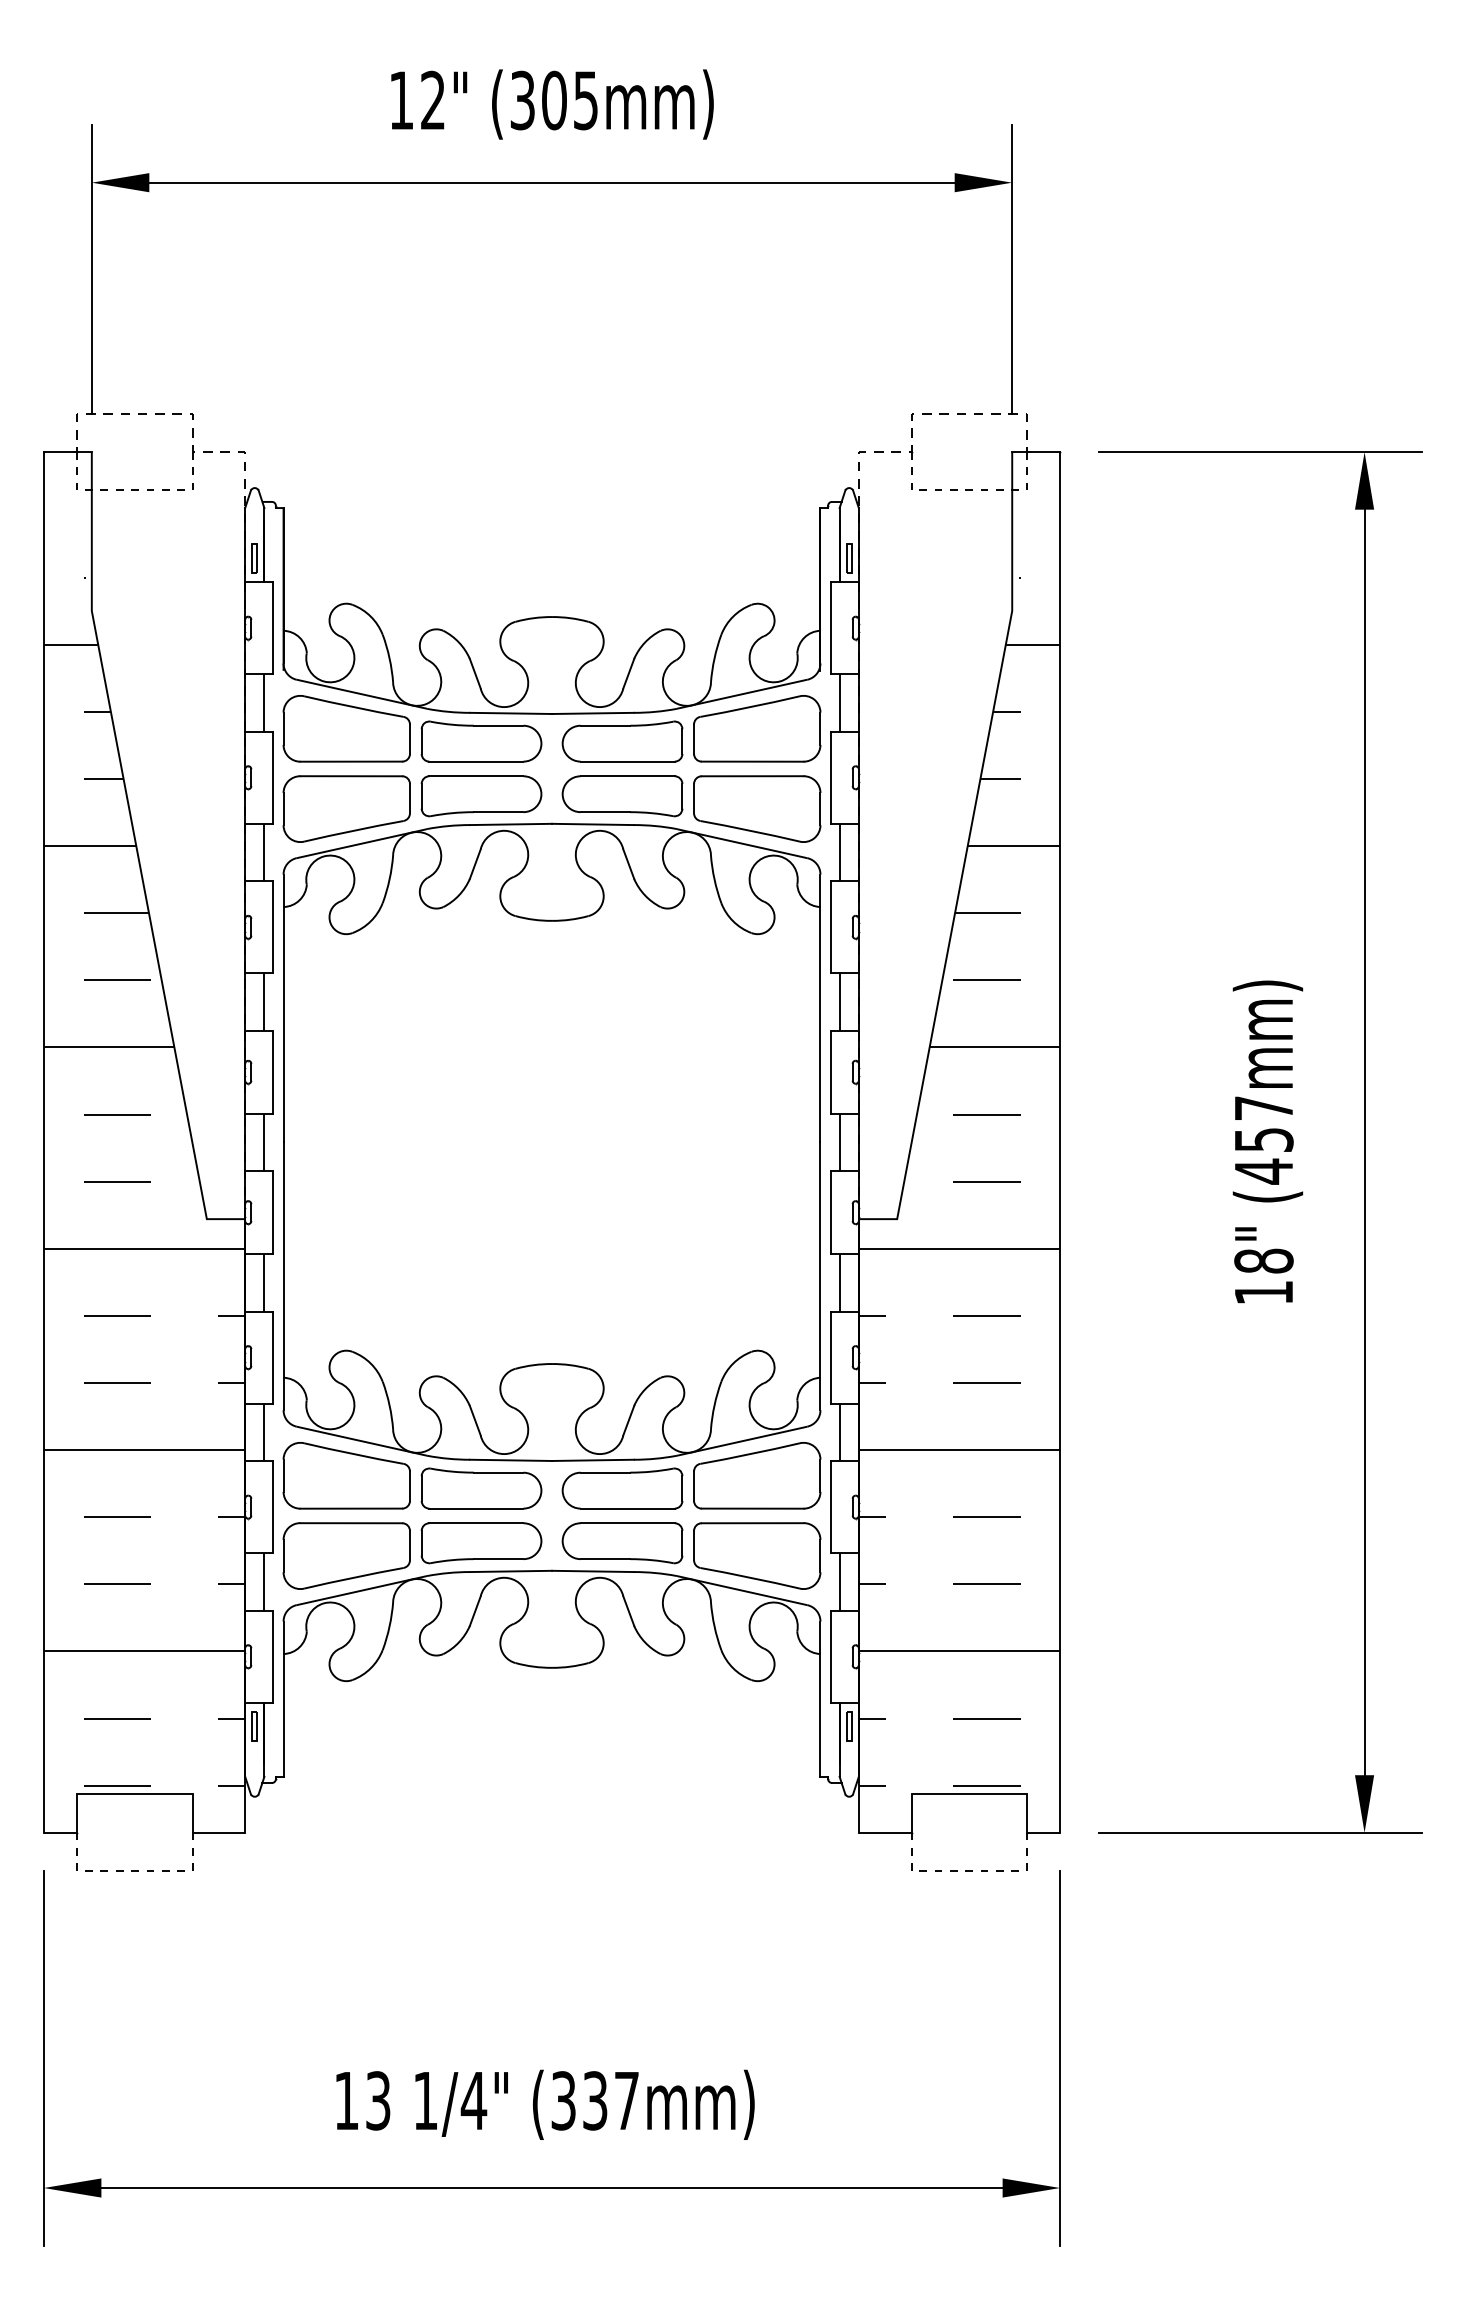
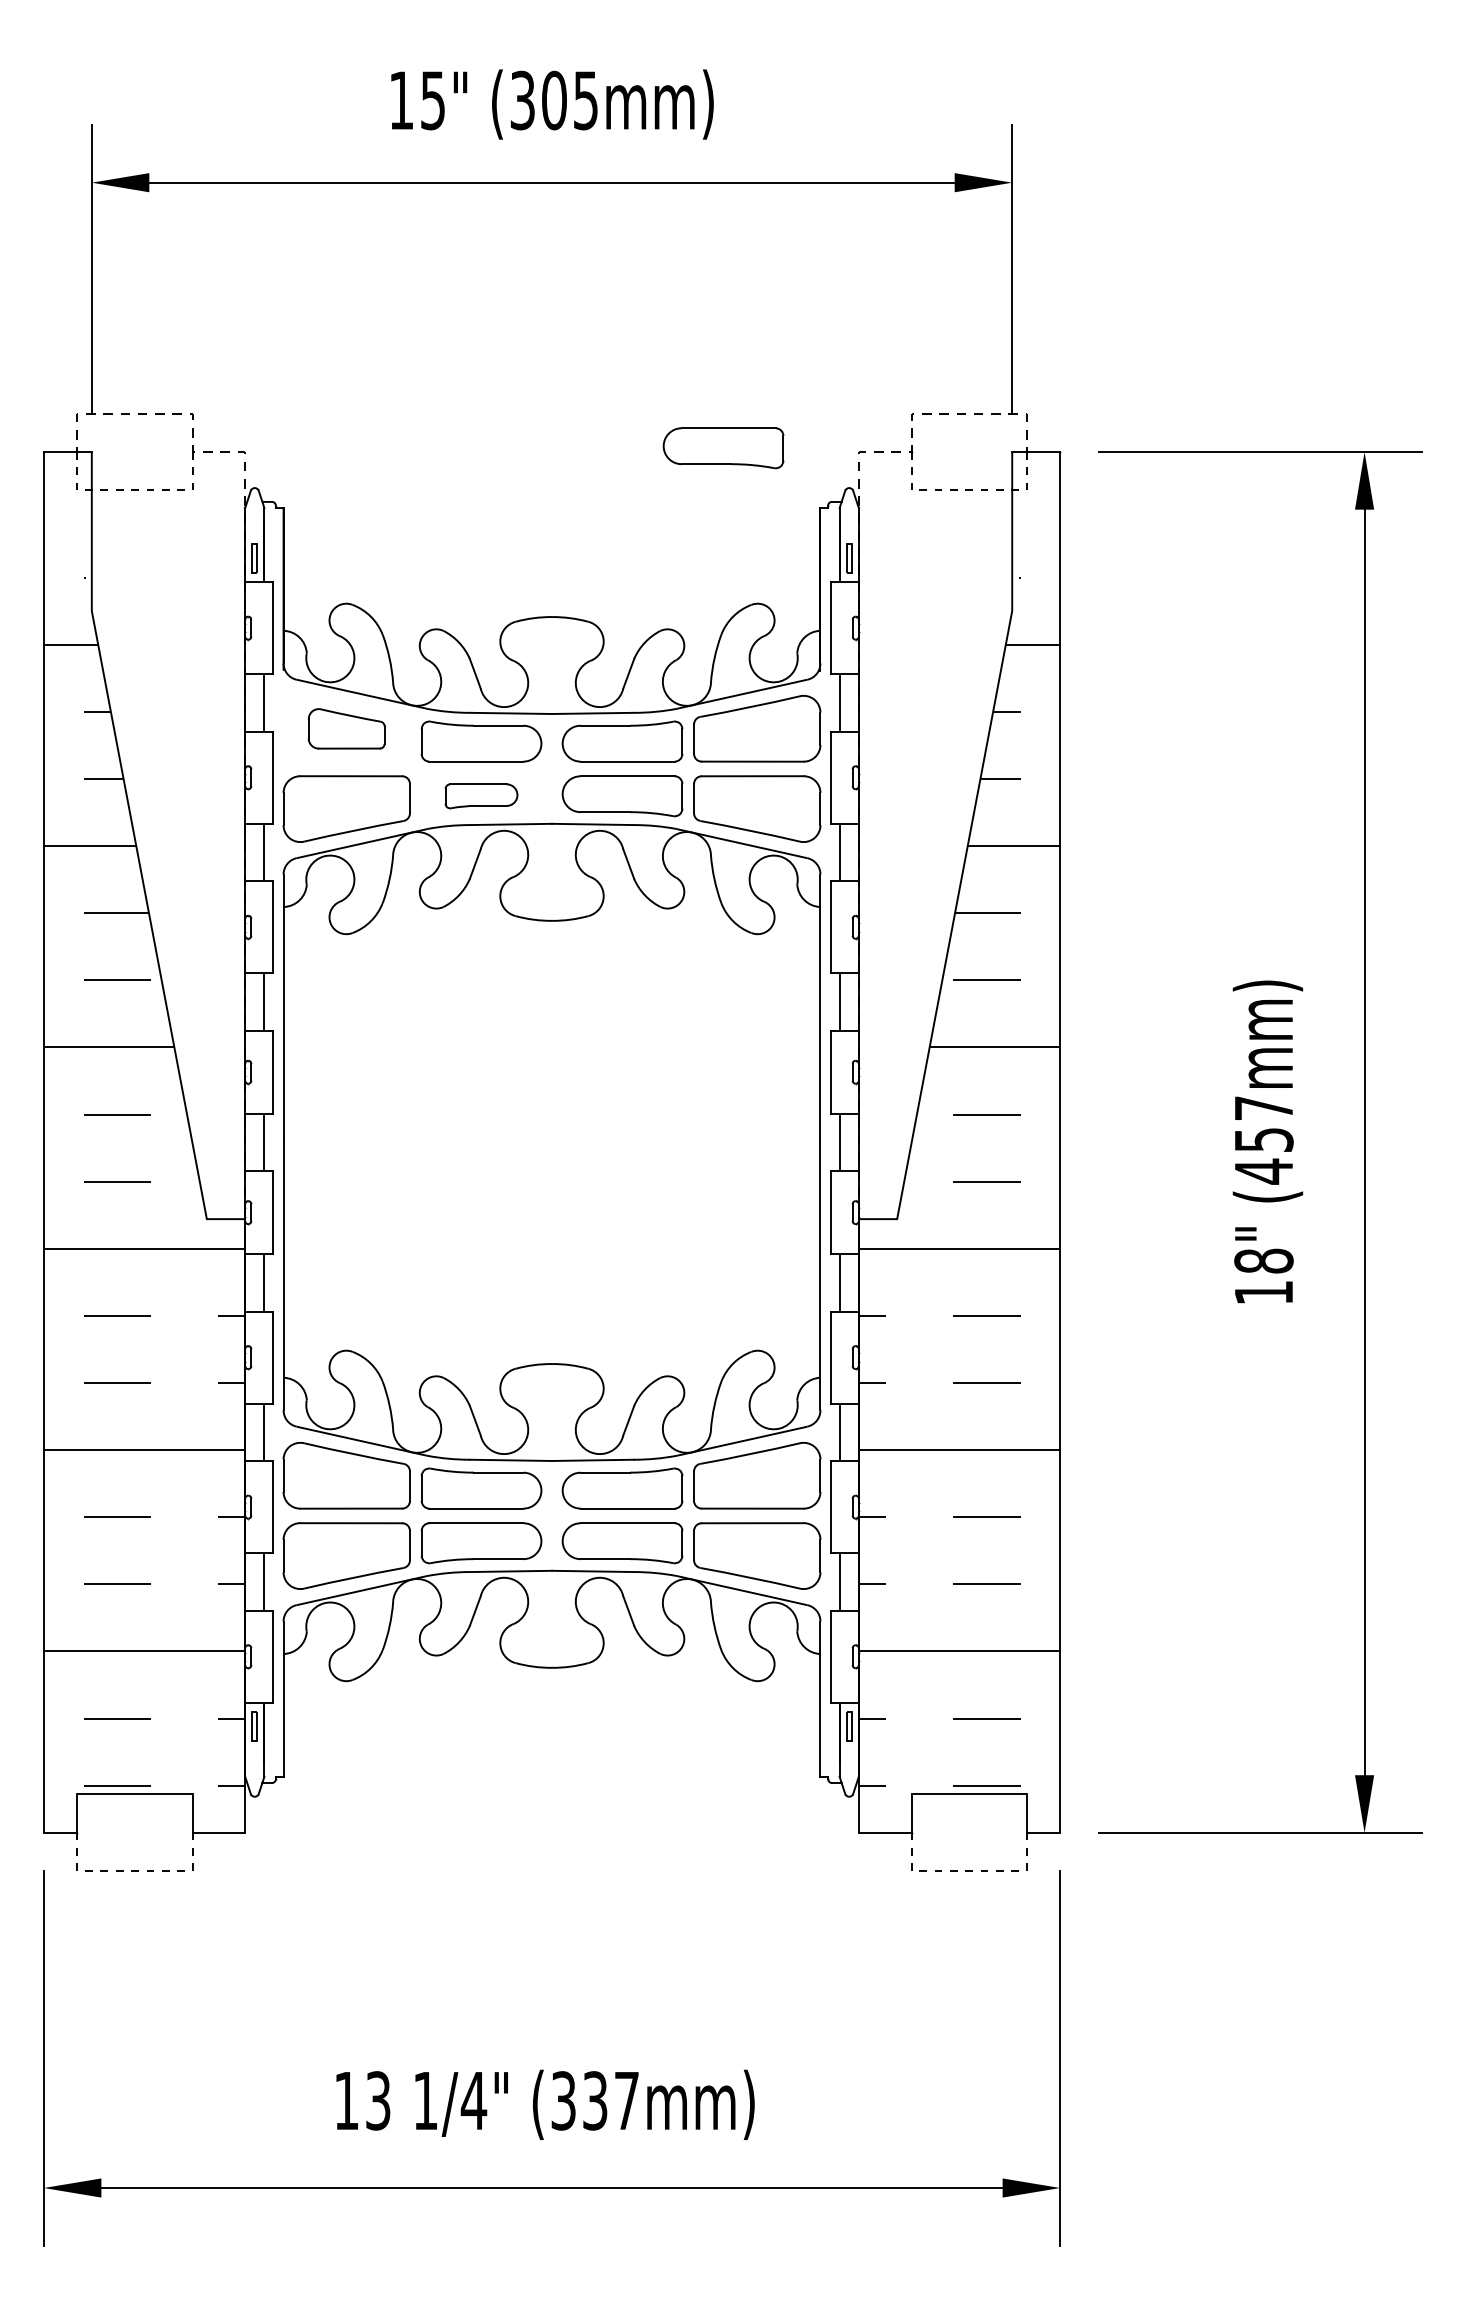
text: 12" -> 15" (432, 100)
part: none -> present (723, 448)
part size: 129x68 px -> 79x42 px (346, 728)
part size: 123x43 px -> 75x27 px (481, 796)
